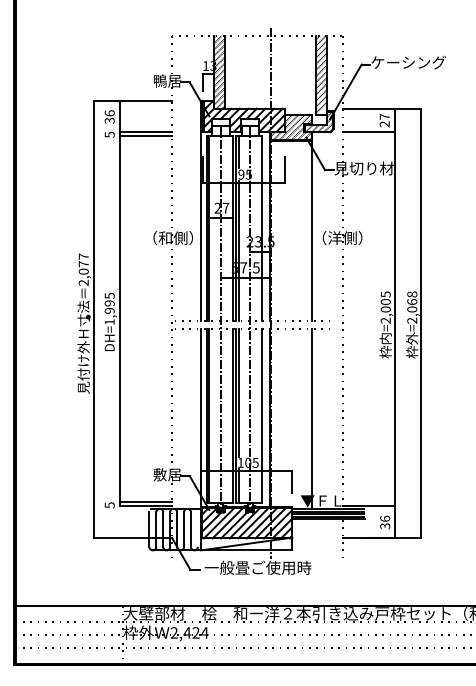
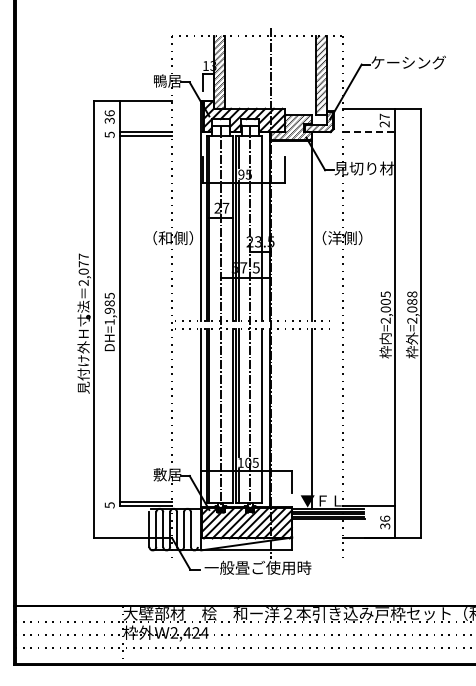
line: solid -> dashed (369, 132)
text: =2,068 -> =2,088 (412, 301)
text: DH=1,995 -> DH=1,985 (109, 303)
